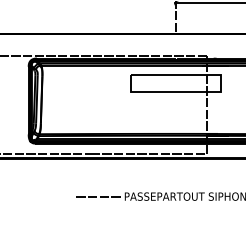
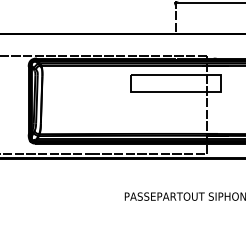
line: present -> none (99, 197)
